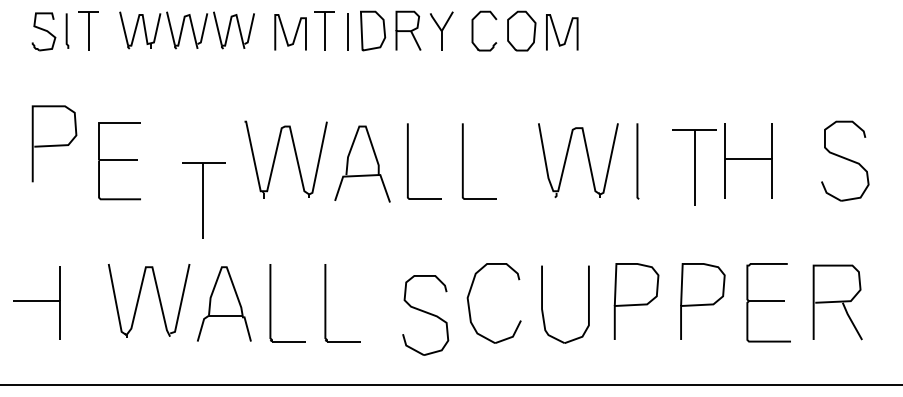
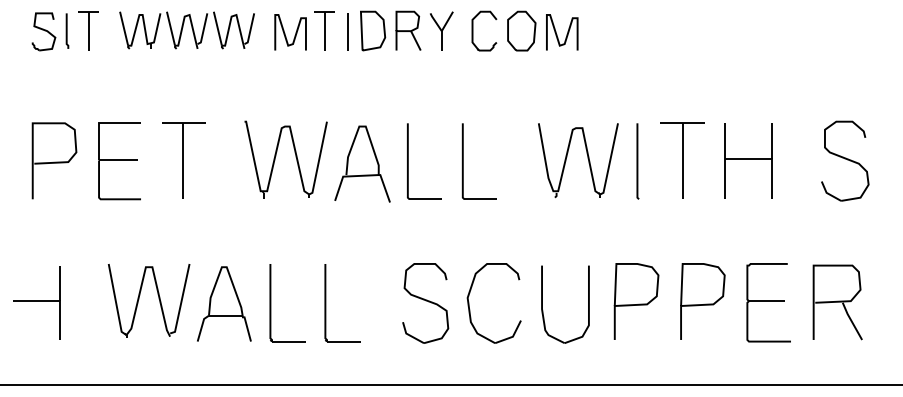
curve position: (54, 144) -> (54, 161) (54, 161)
part position: (694, 167) -> (682, 160) (682, 160)
part position: (203, 200) -> (183, 160) (183, 160)
part position: (425, 315) -> (425, 303) (425, 303)
